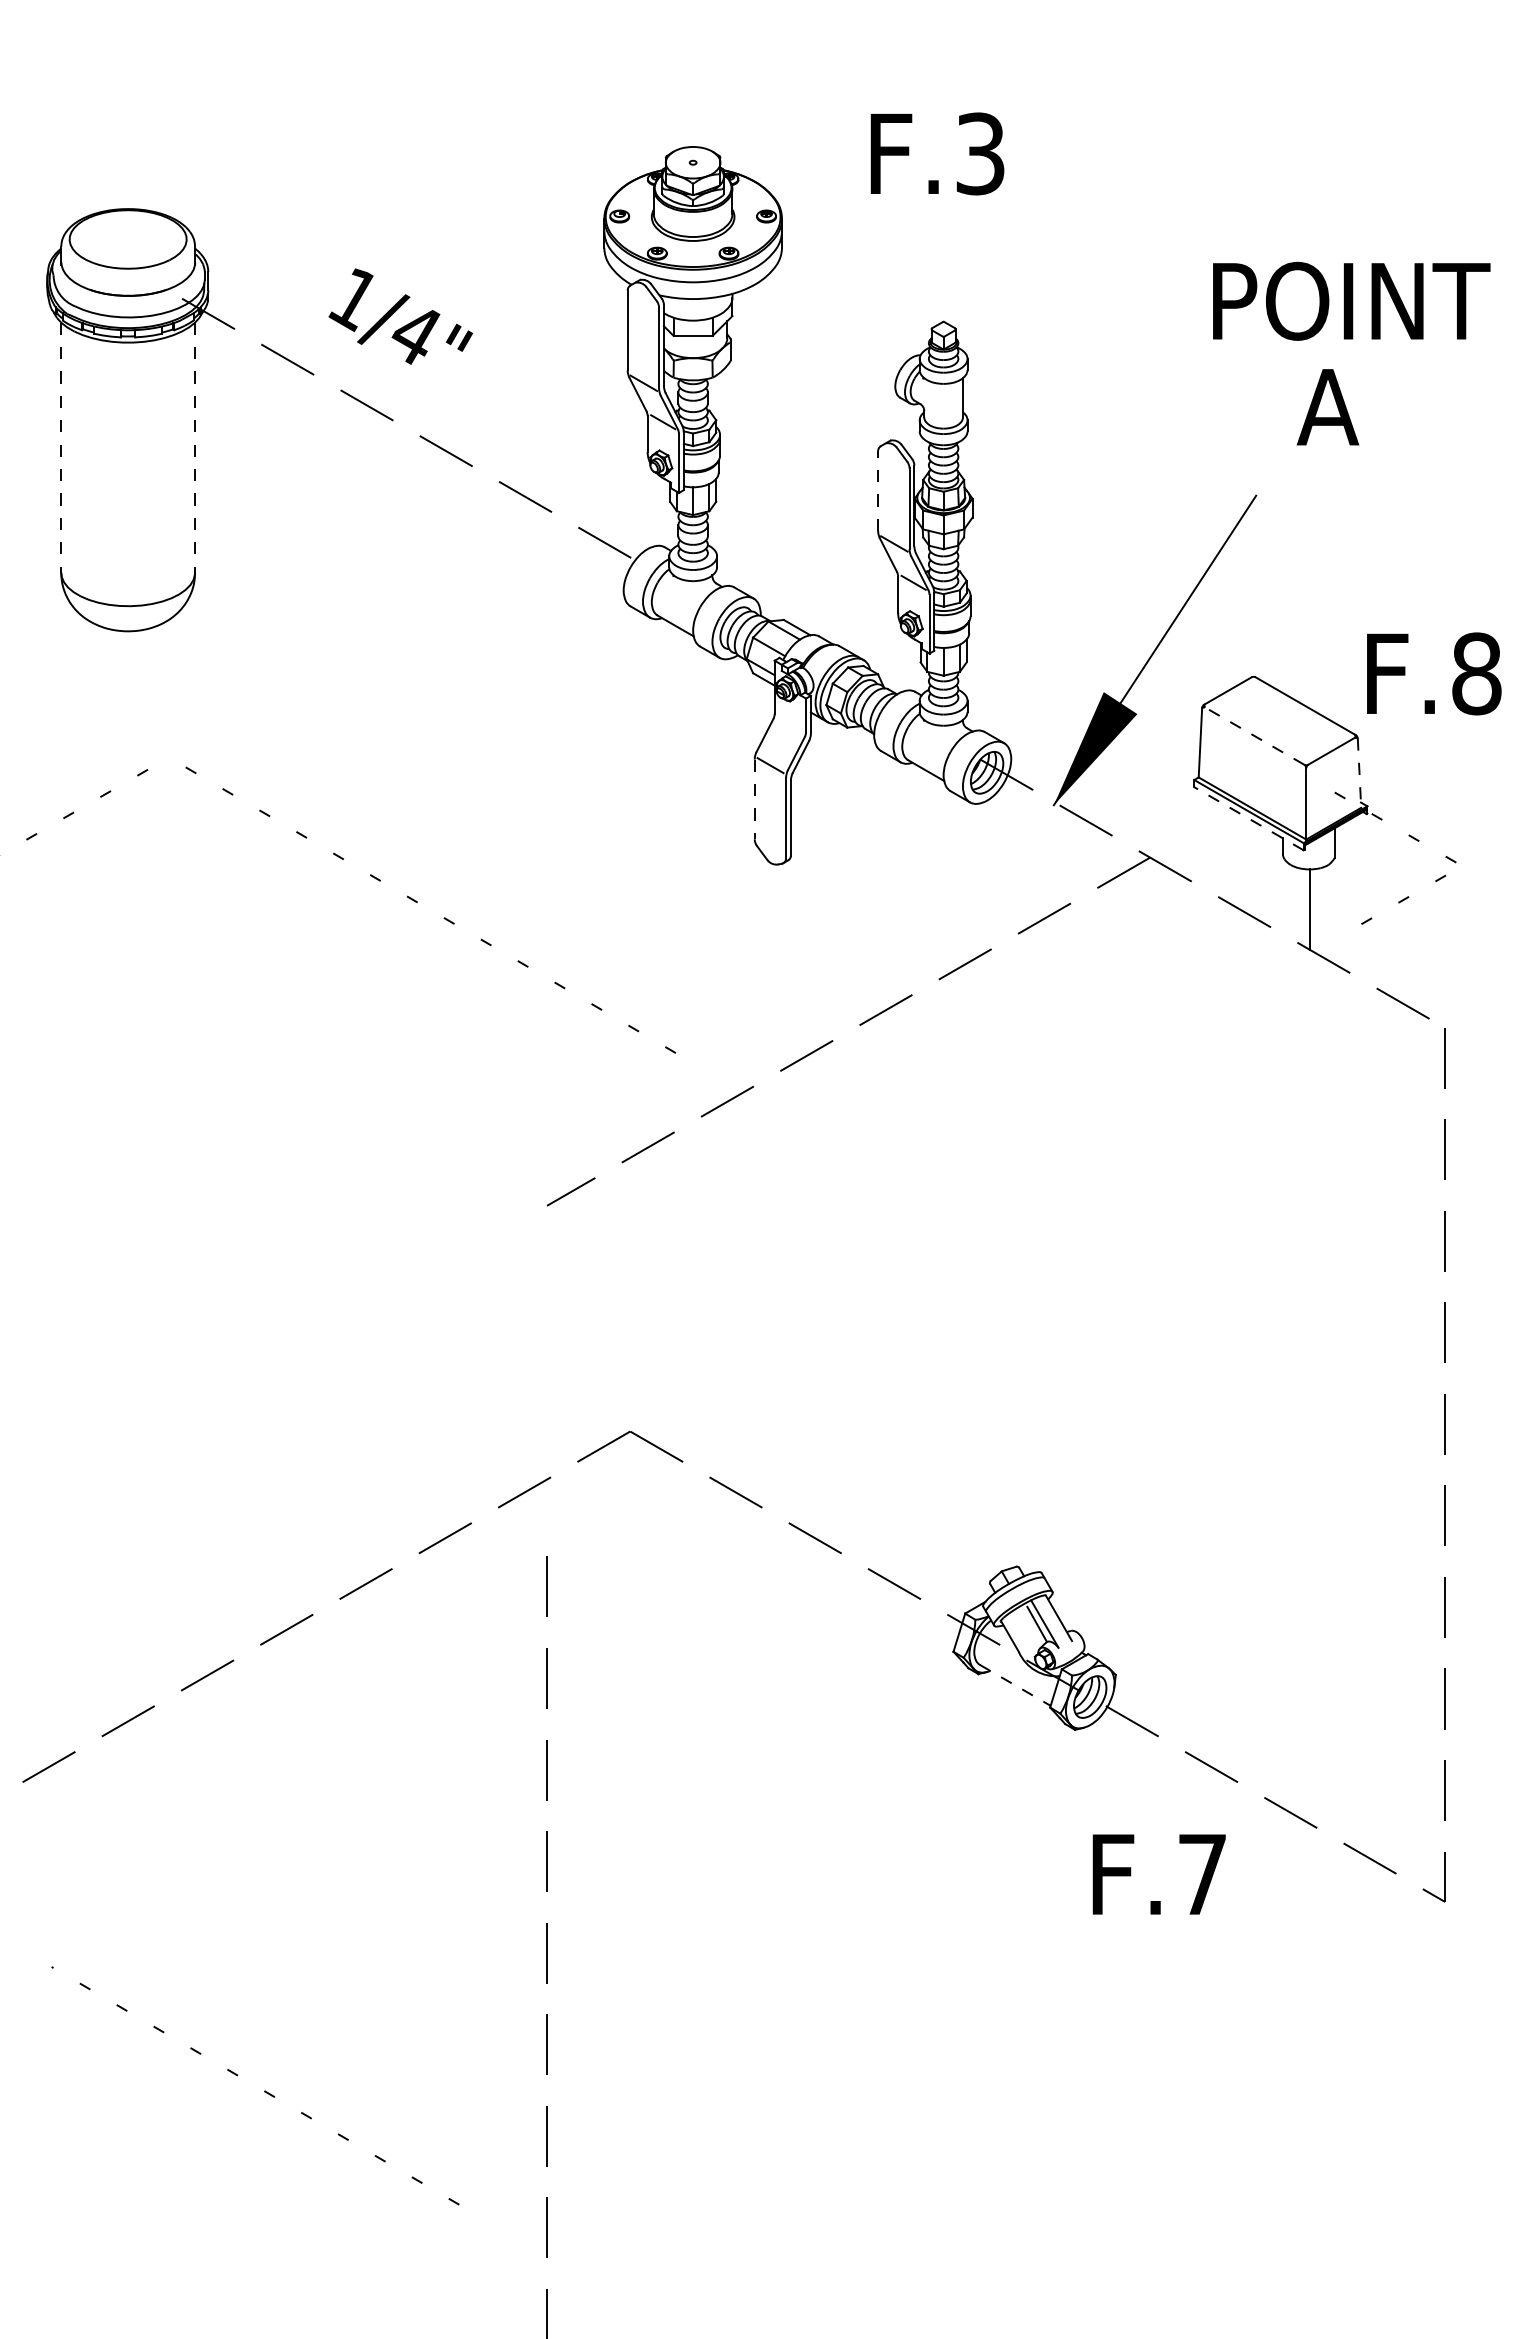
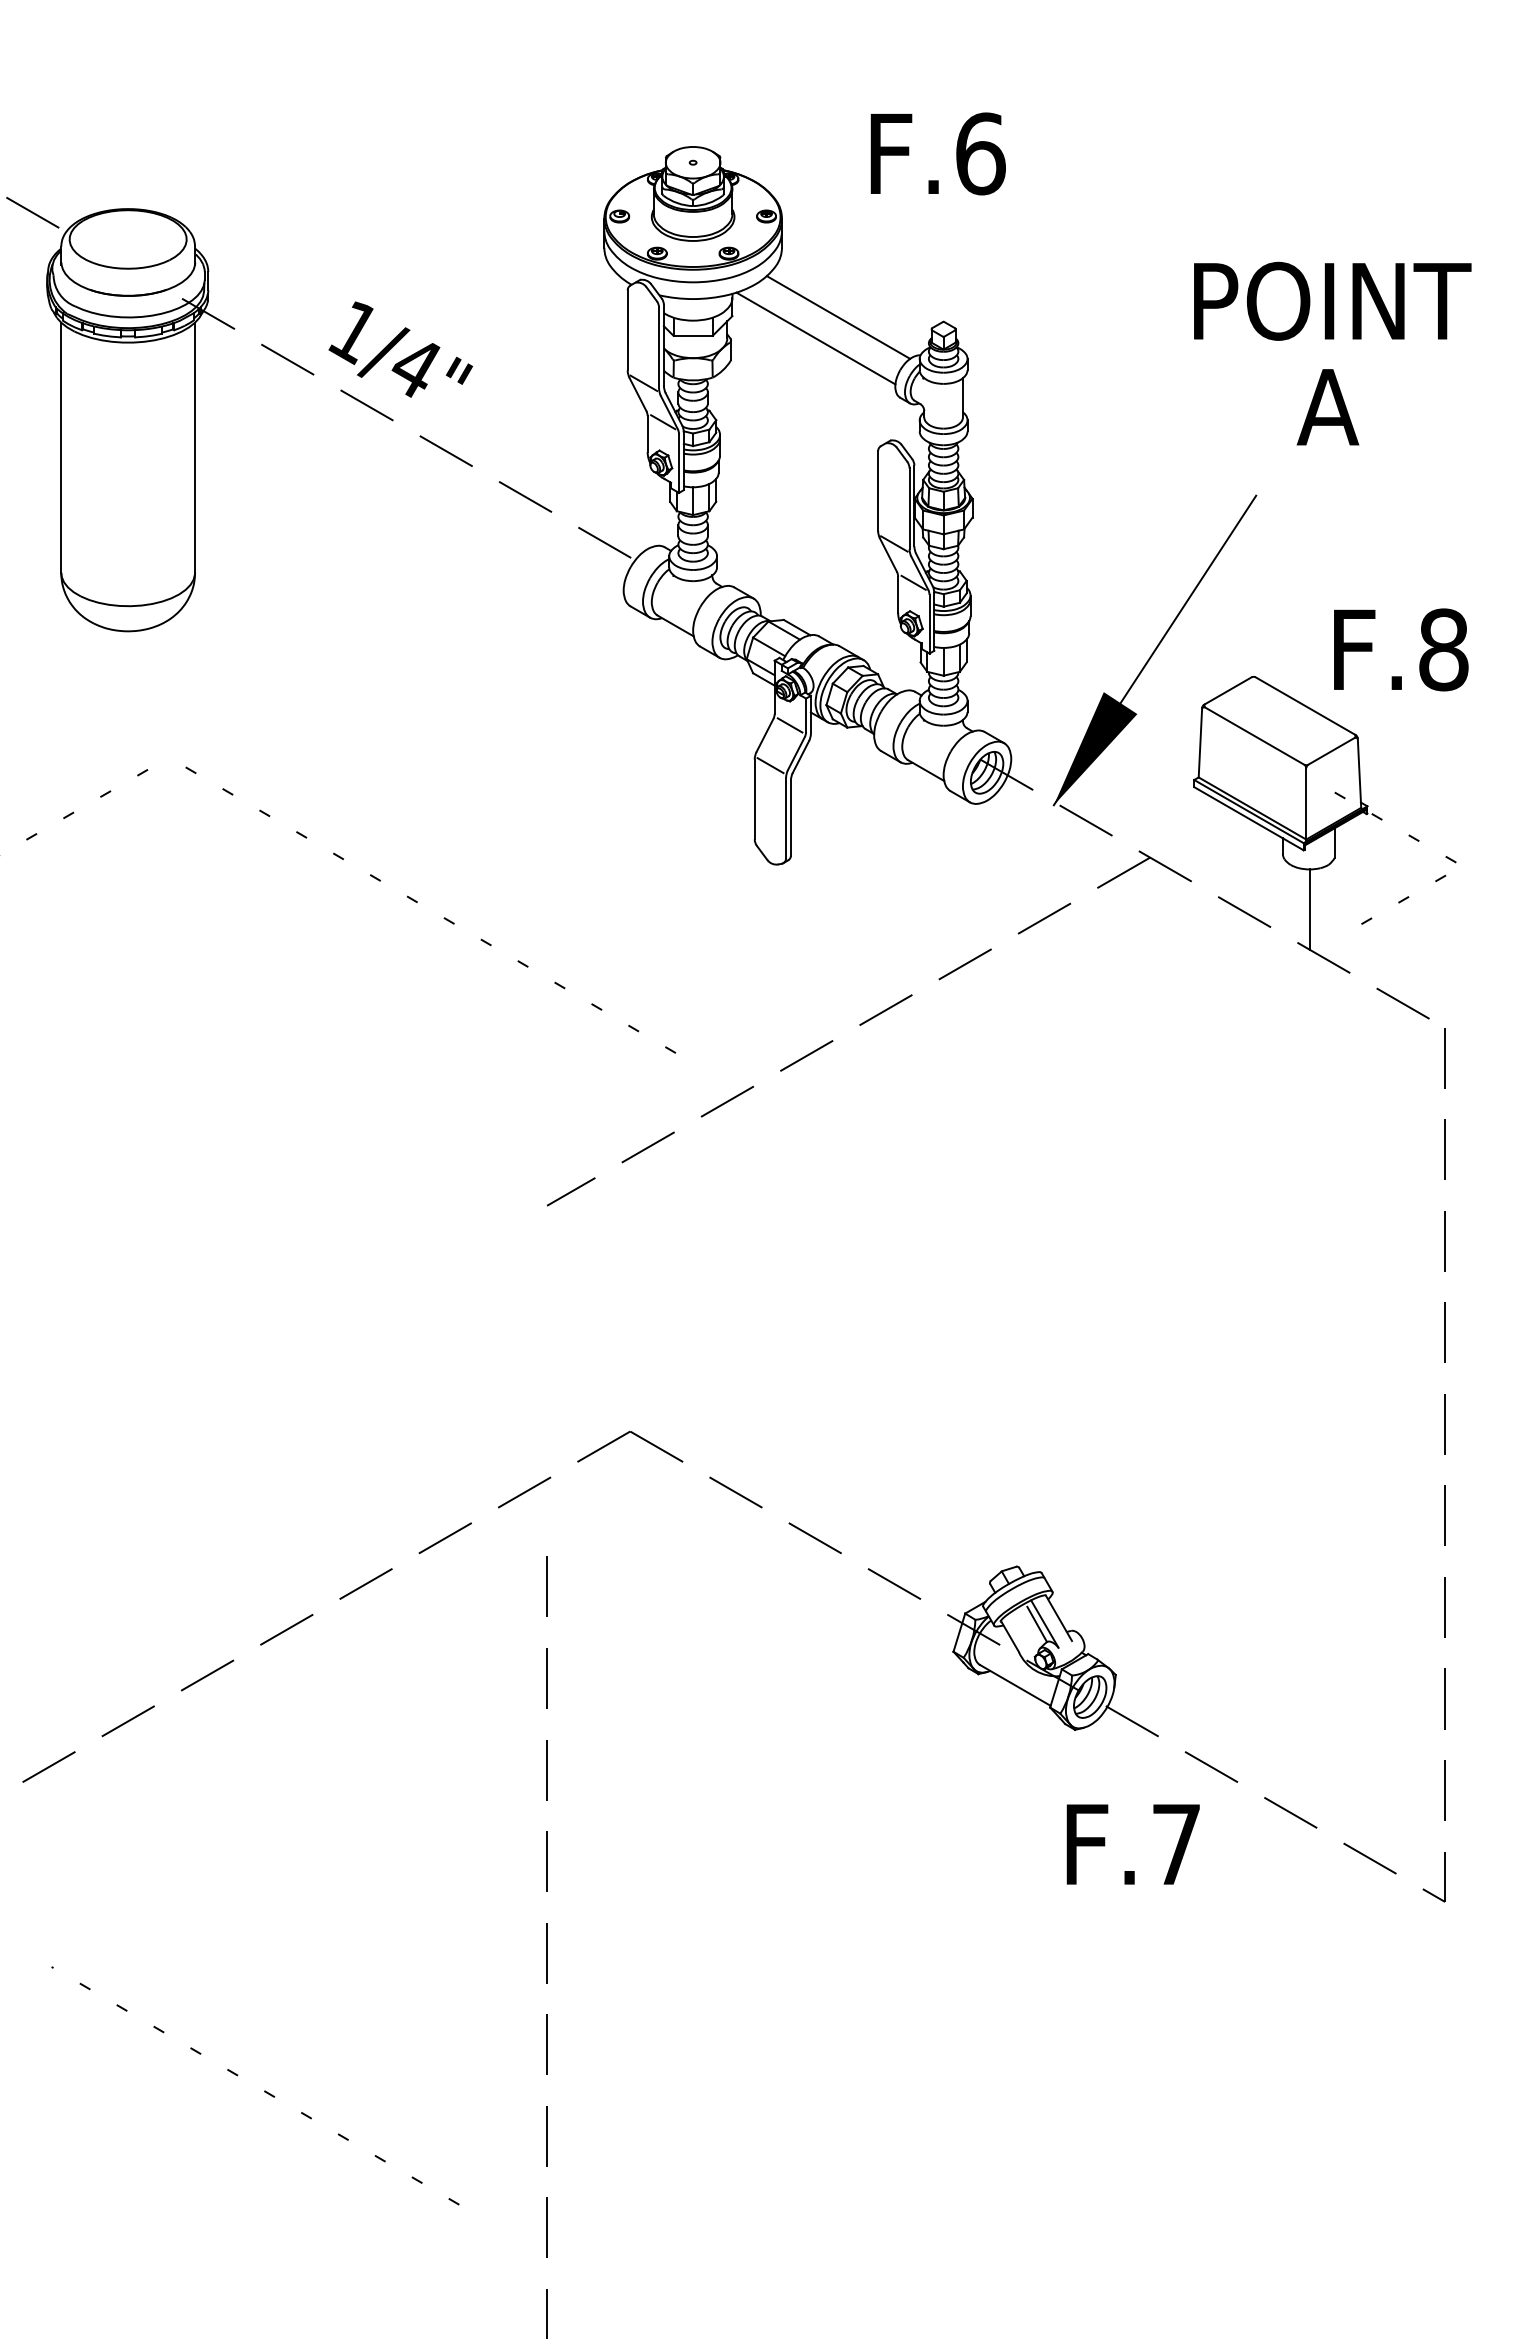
text: F.3 -> F.6 (980, 153)
line: none -> present (30, 211)
text position: (1351, 300) -> (1332, 300) (1332, 300)
text position: (400, 316) -> (400, 349) (400, 349)
line: none -> present (838, 317)
line: none -> present (815, 338)
line: dashed -> solid (61, 448)
line: dashed -> solid (195, 448)
line: dashed -> solid (878, 490)
text position: (1434, 673) -> (1401, 649) (1401, 649)
line: none -> present (789, 725)
line: dashed -> solid (1254, 735)
line: dashed -> solid (1359, 773)
line: dashed -> solid (754, 799)
line: dashed -> solid (1248, 818)
line: dashed -> solid (1015, 1685)
text position: (1158, 1874) -> (1132, 1844) (1132, 1844)
